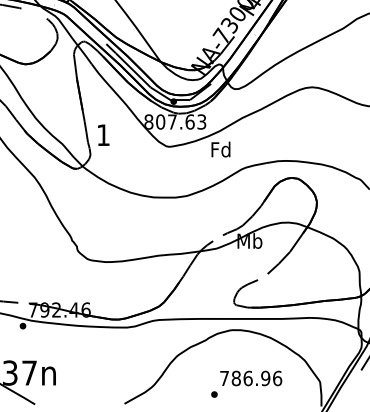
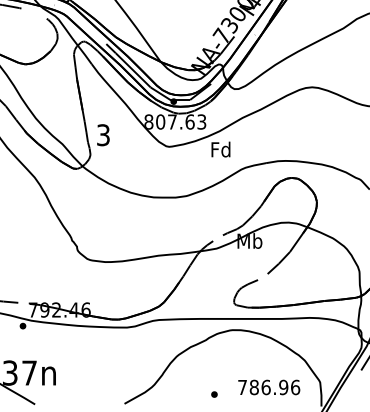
text: 1 -> 3 (103, 135)
text position: (251, 378) -> (269, 387) (269, 387)
